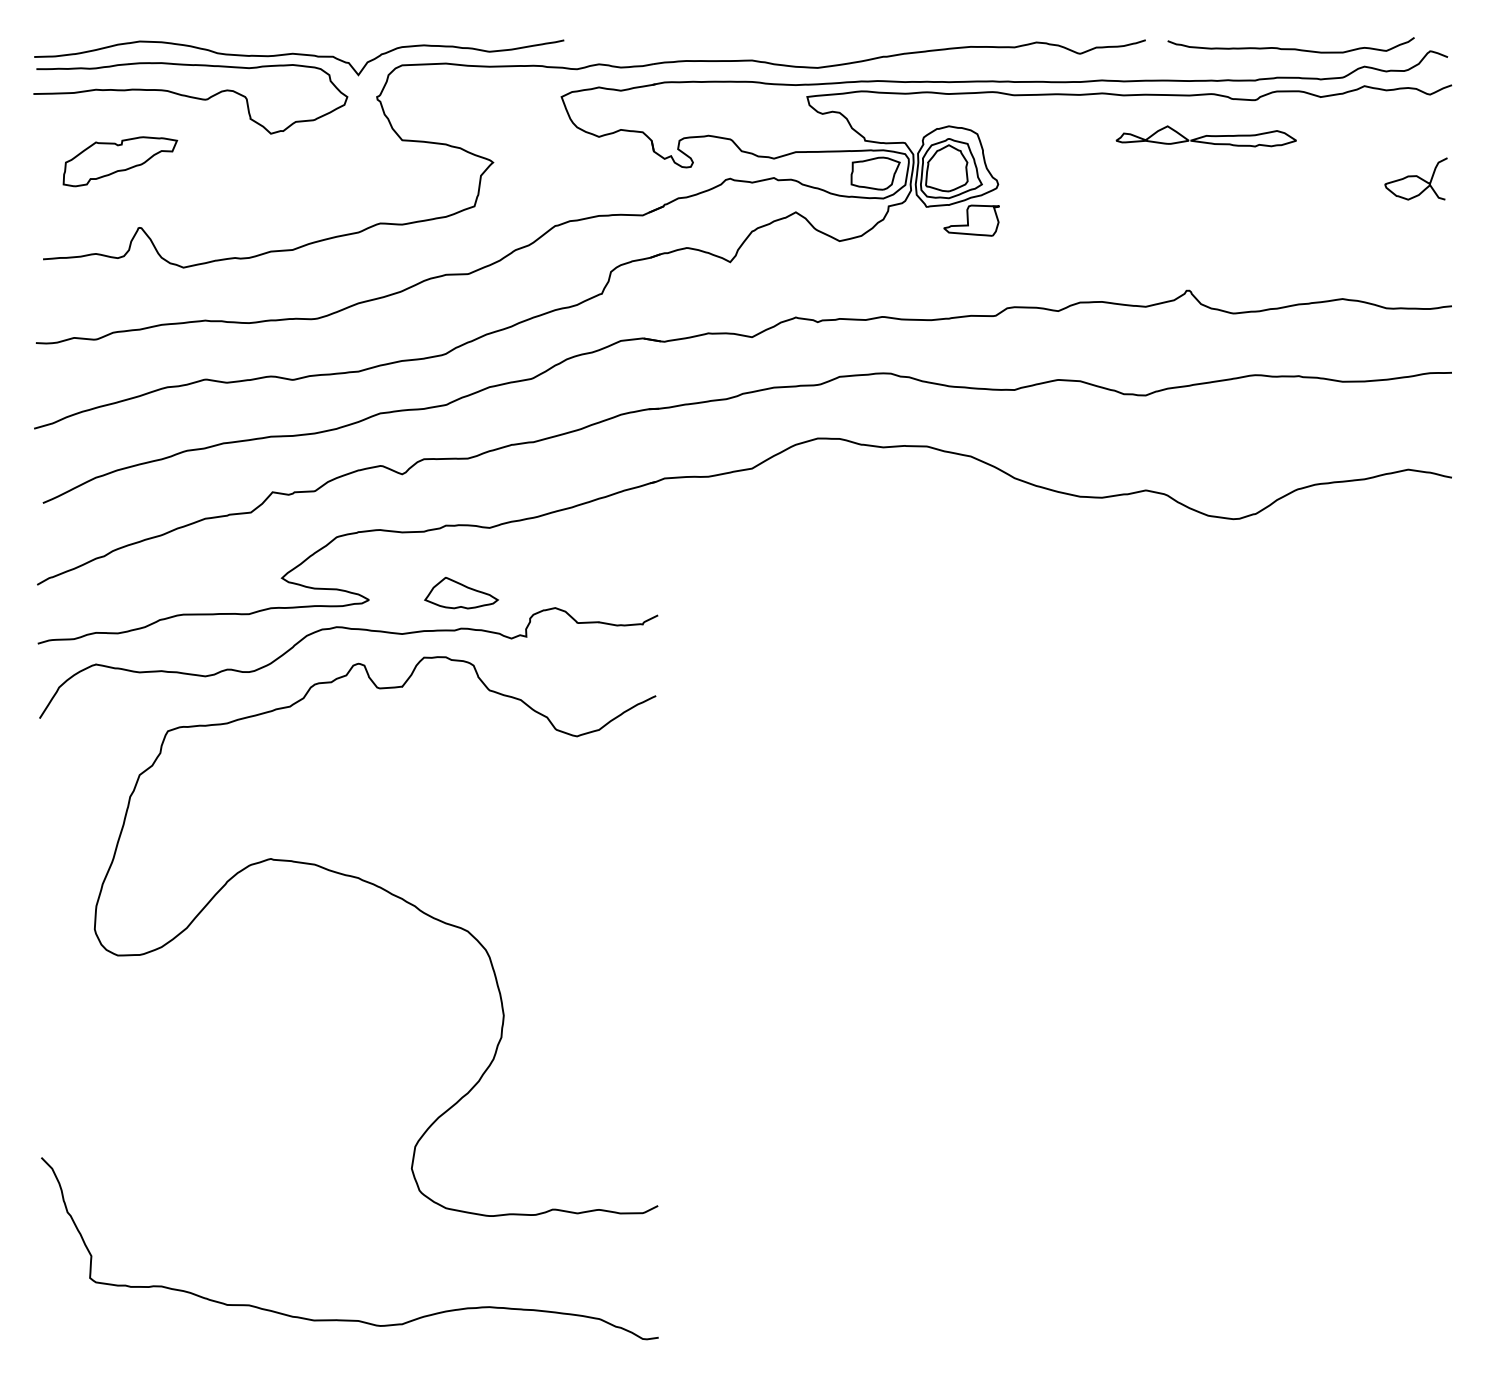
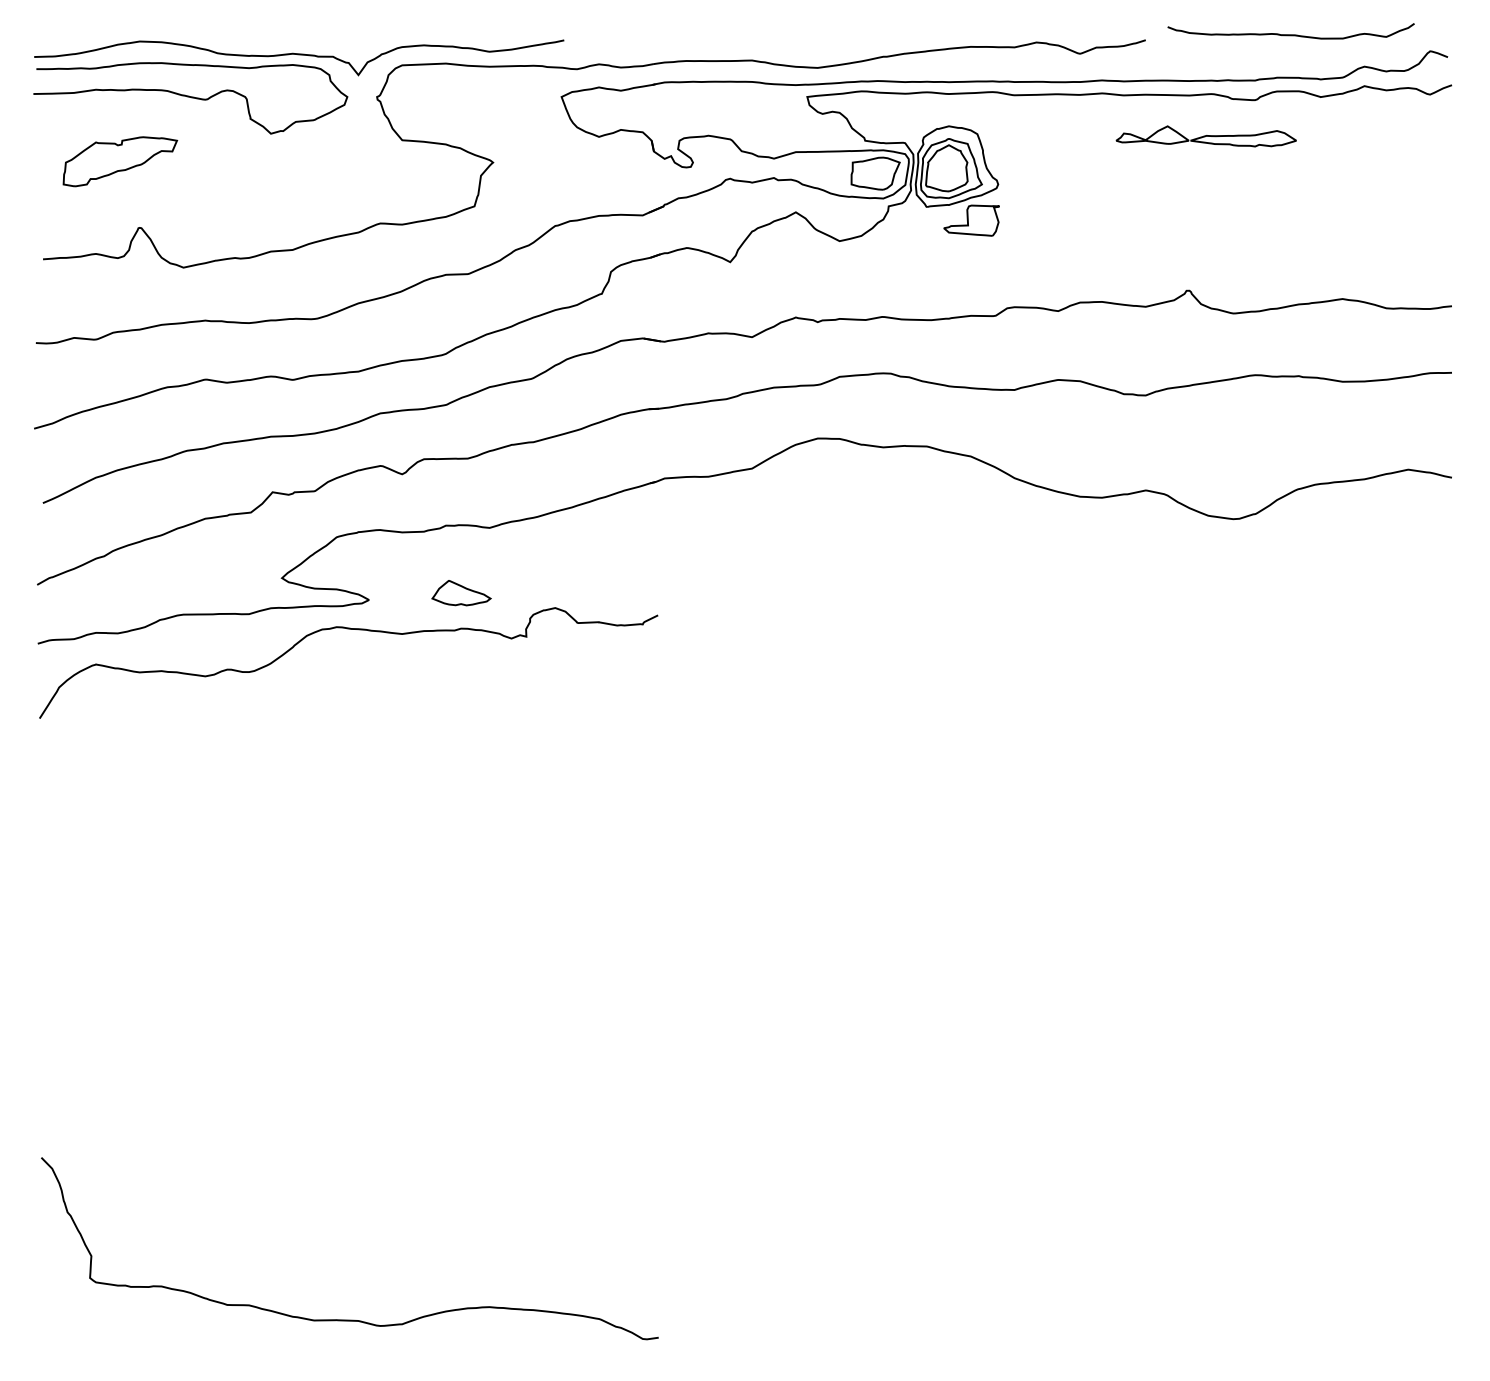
curve position: (1290, 48) -> (1290, 34) (1290, 34)
curve: present -> none (1414, 177)
part size: 75x34 px -> 61x27 px (461, 593)
curve: present -> none (396, 897)
